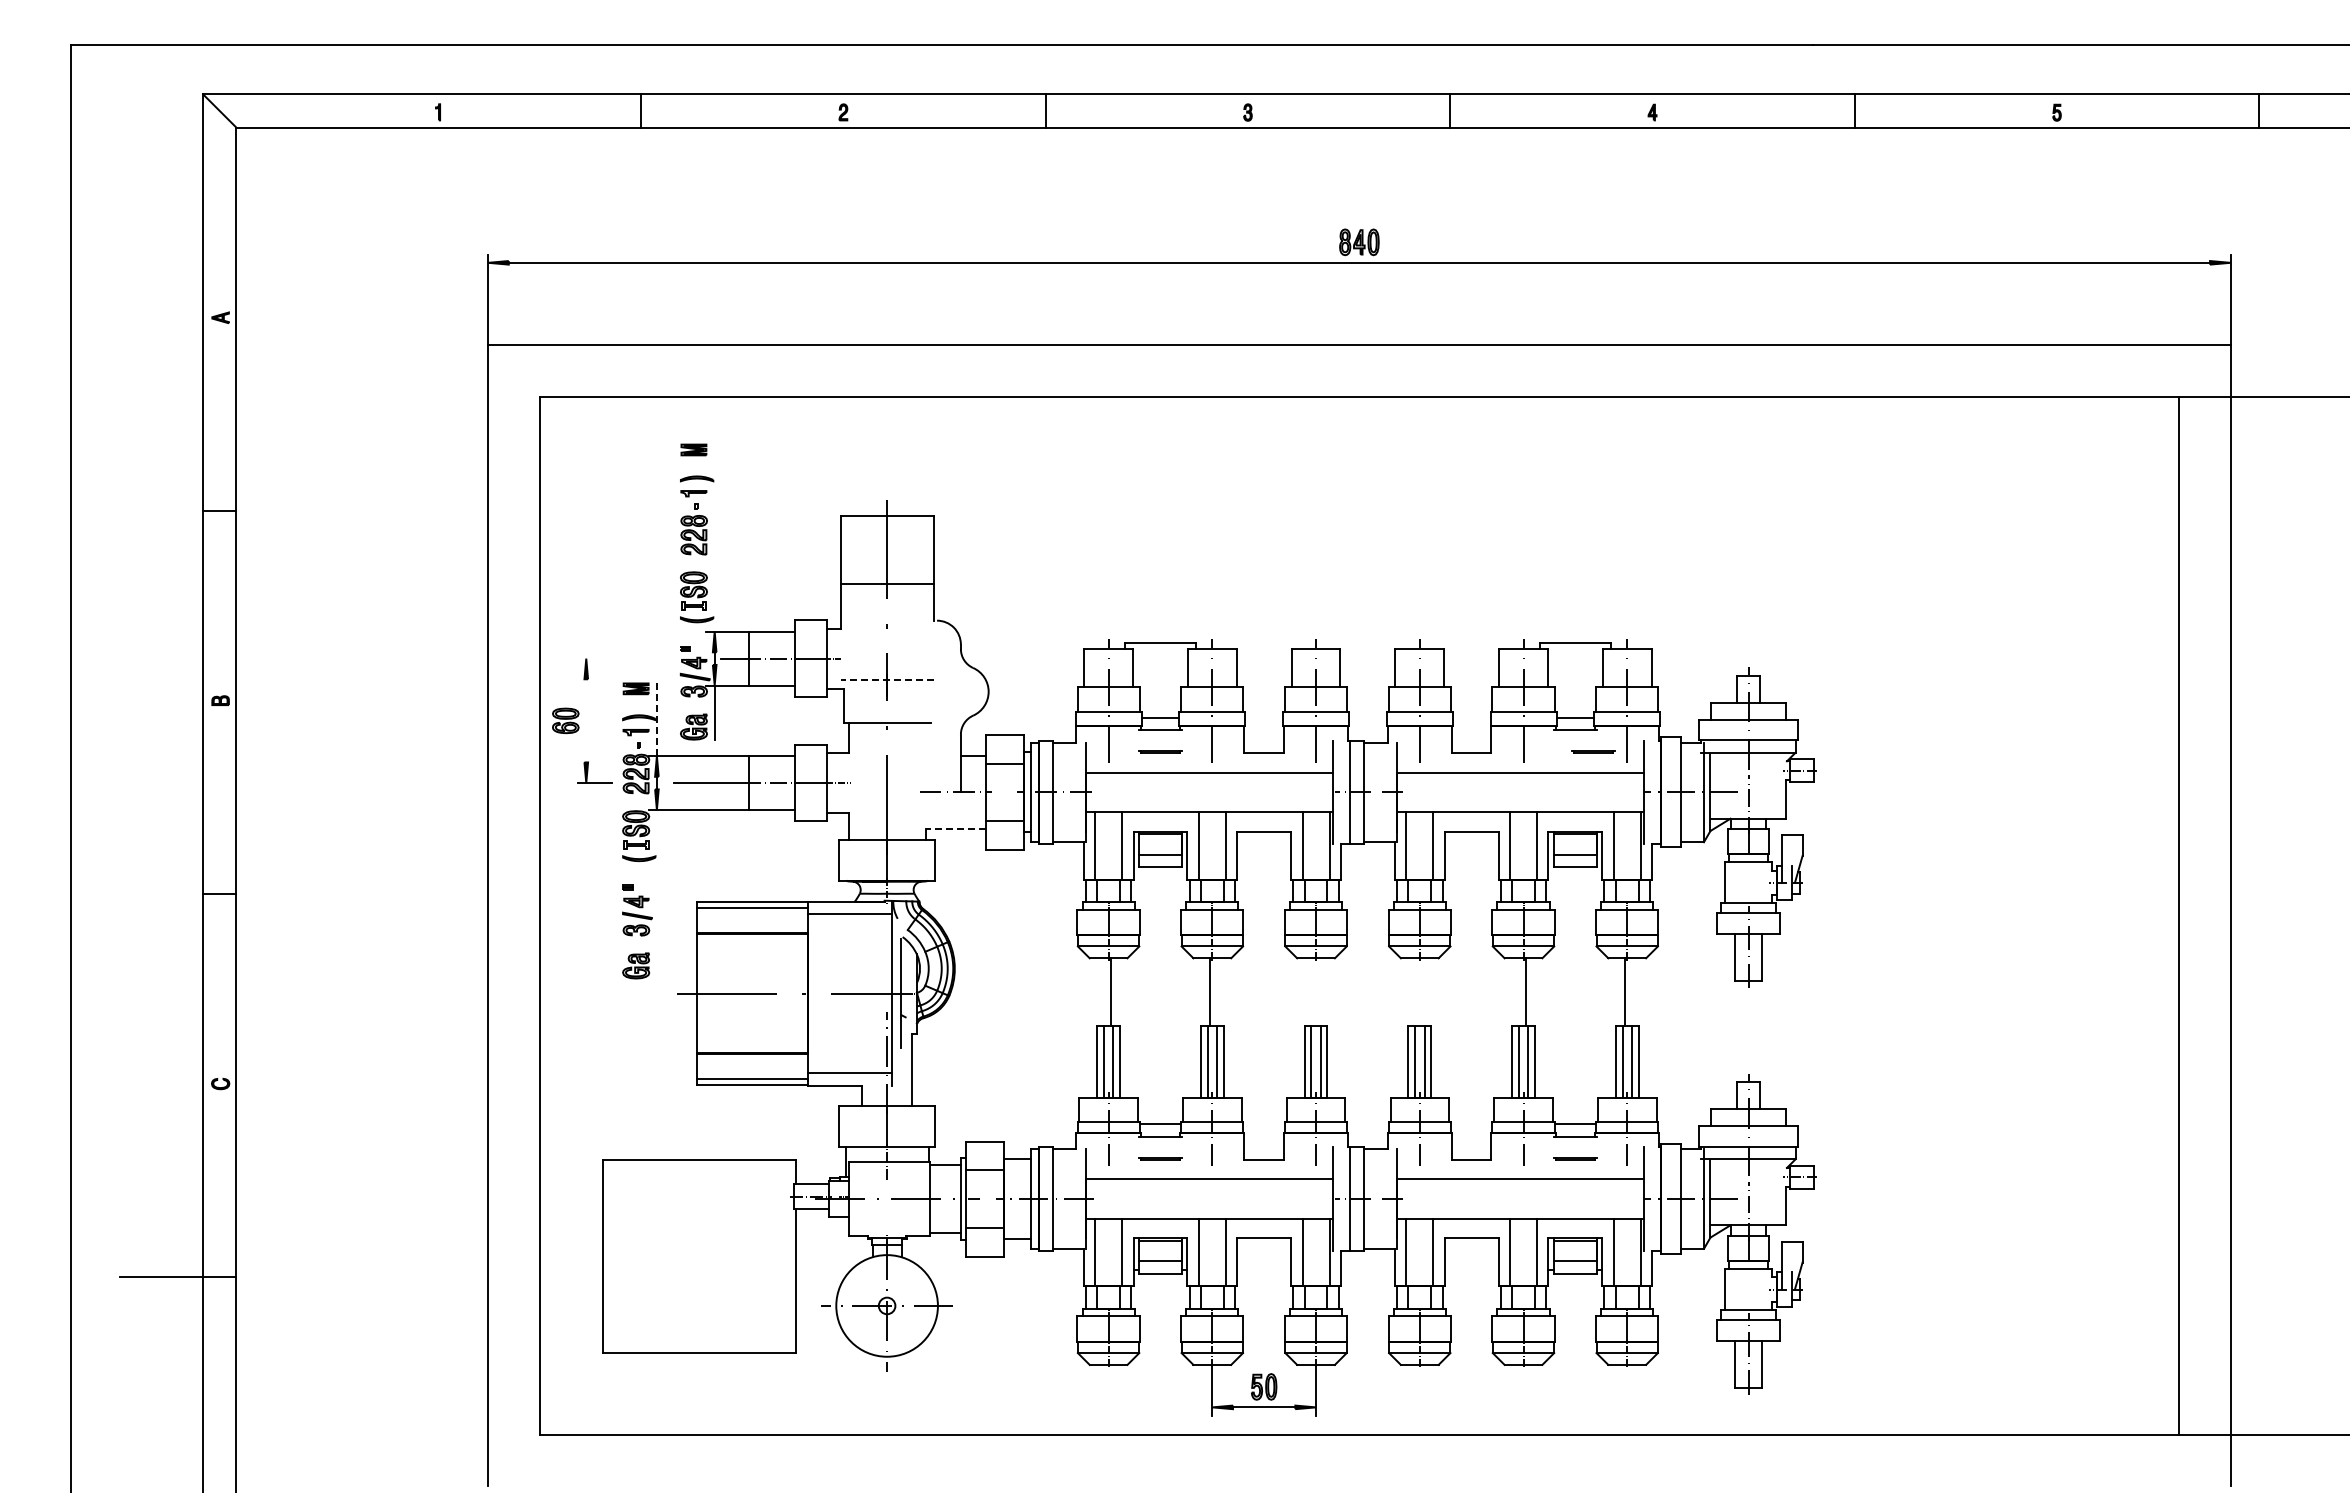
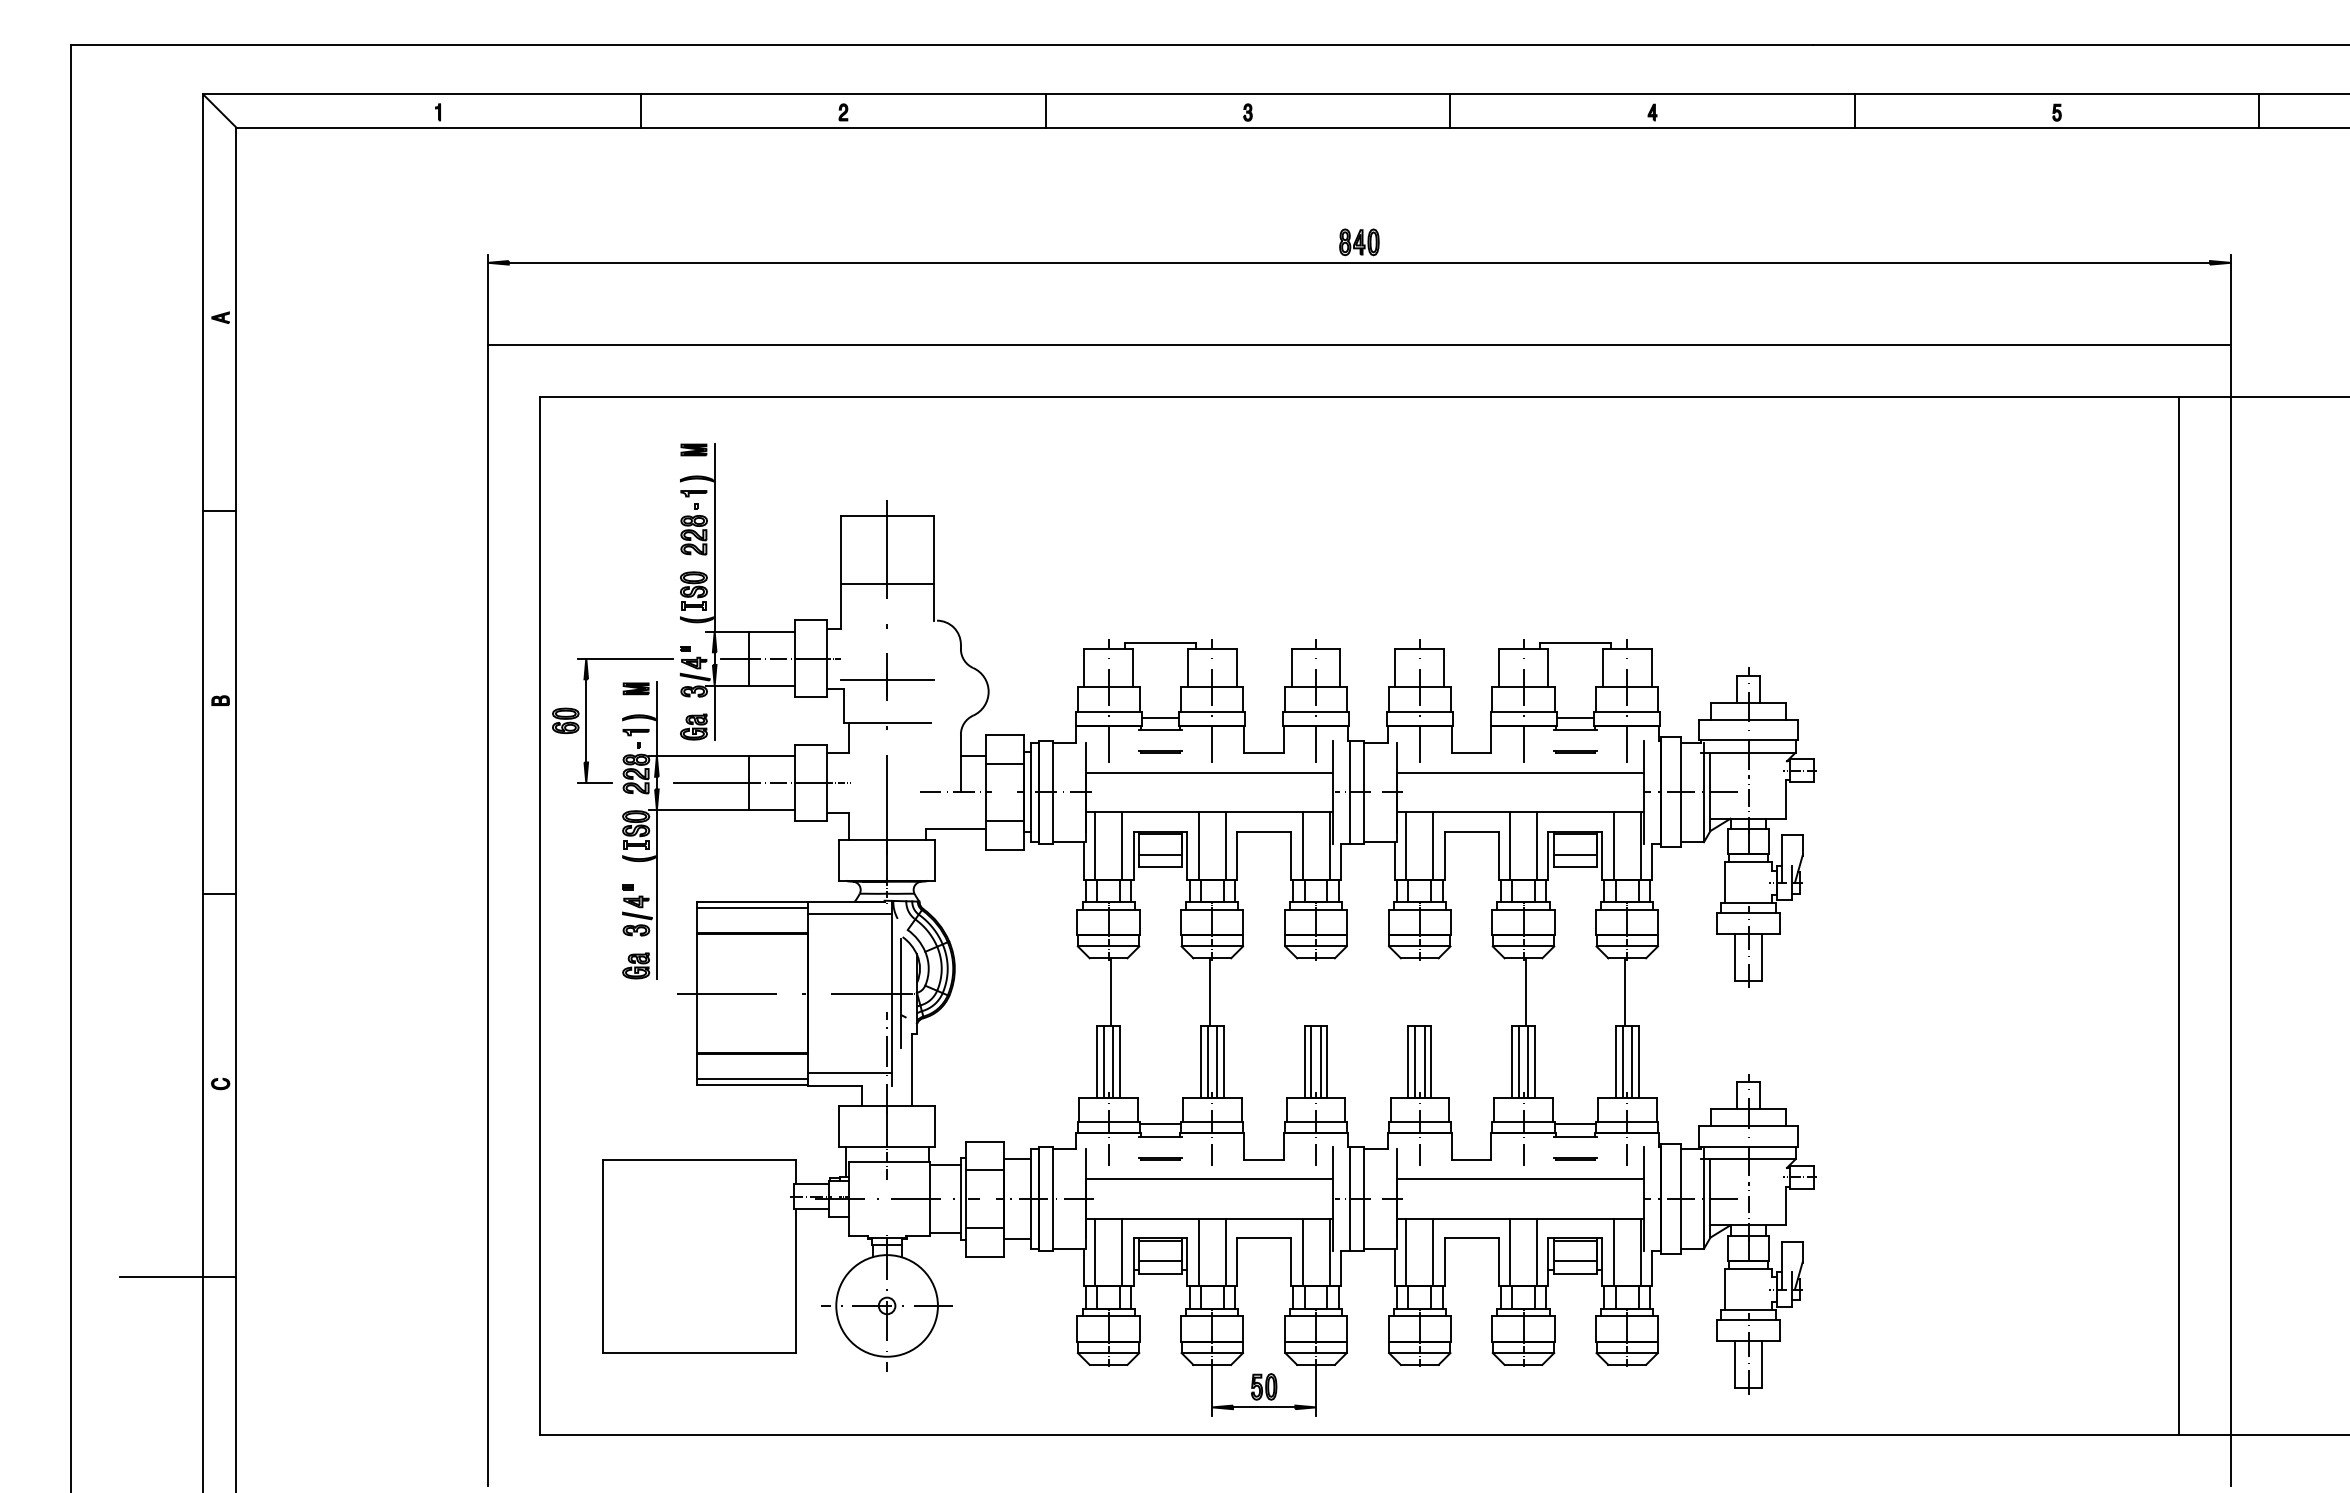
line: none -> present (714, 537)
line: none -> present (625, 658)
line: dashed -> solid (887, 680)
line: dashed -> solid (656, 719)
line: none -> present (586, 720)
line position: (1593, 751) -> (1575, 751) (1575, 751)
line: dashed -> solid (955, 828)
line: none -> present (656, 894)
